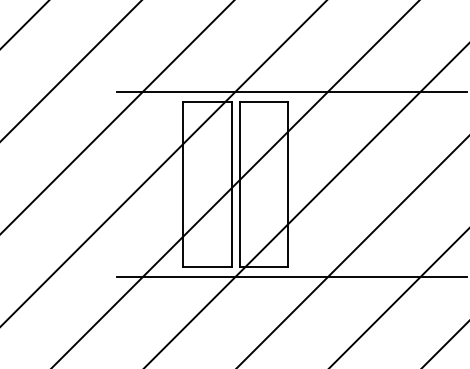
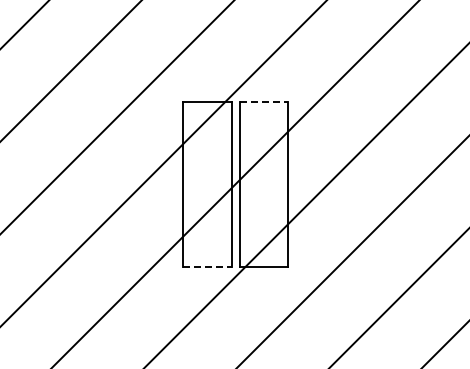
line: present -> none (291, 91)
line: solid -> dashed (264, 101)
line: solid -> dashed (207, 267)
line: present -> none (291, 277)
